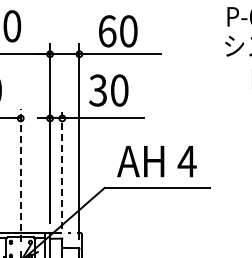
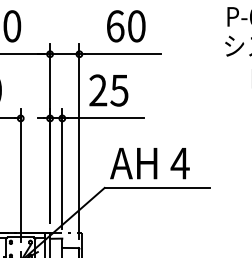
text position: (118, 31) -> (126, 26) (126, 26)
text: 30 -> 25 (108, 90)
text position: (156, 161) -> (149, 163) (149, 163)
line: dashed -> solid (62, 168)
line: dashed -> solid (20, 175)
